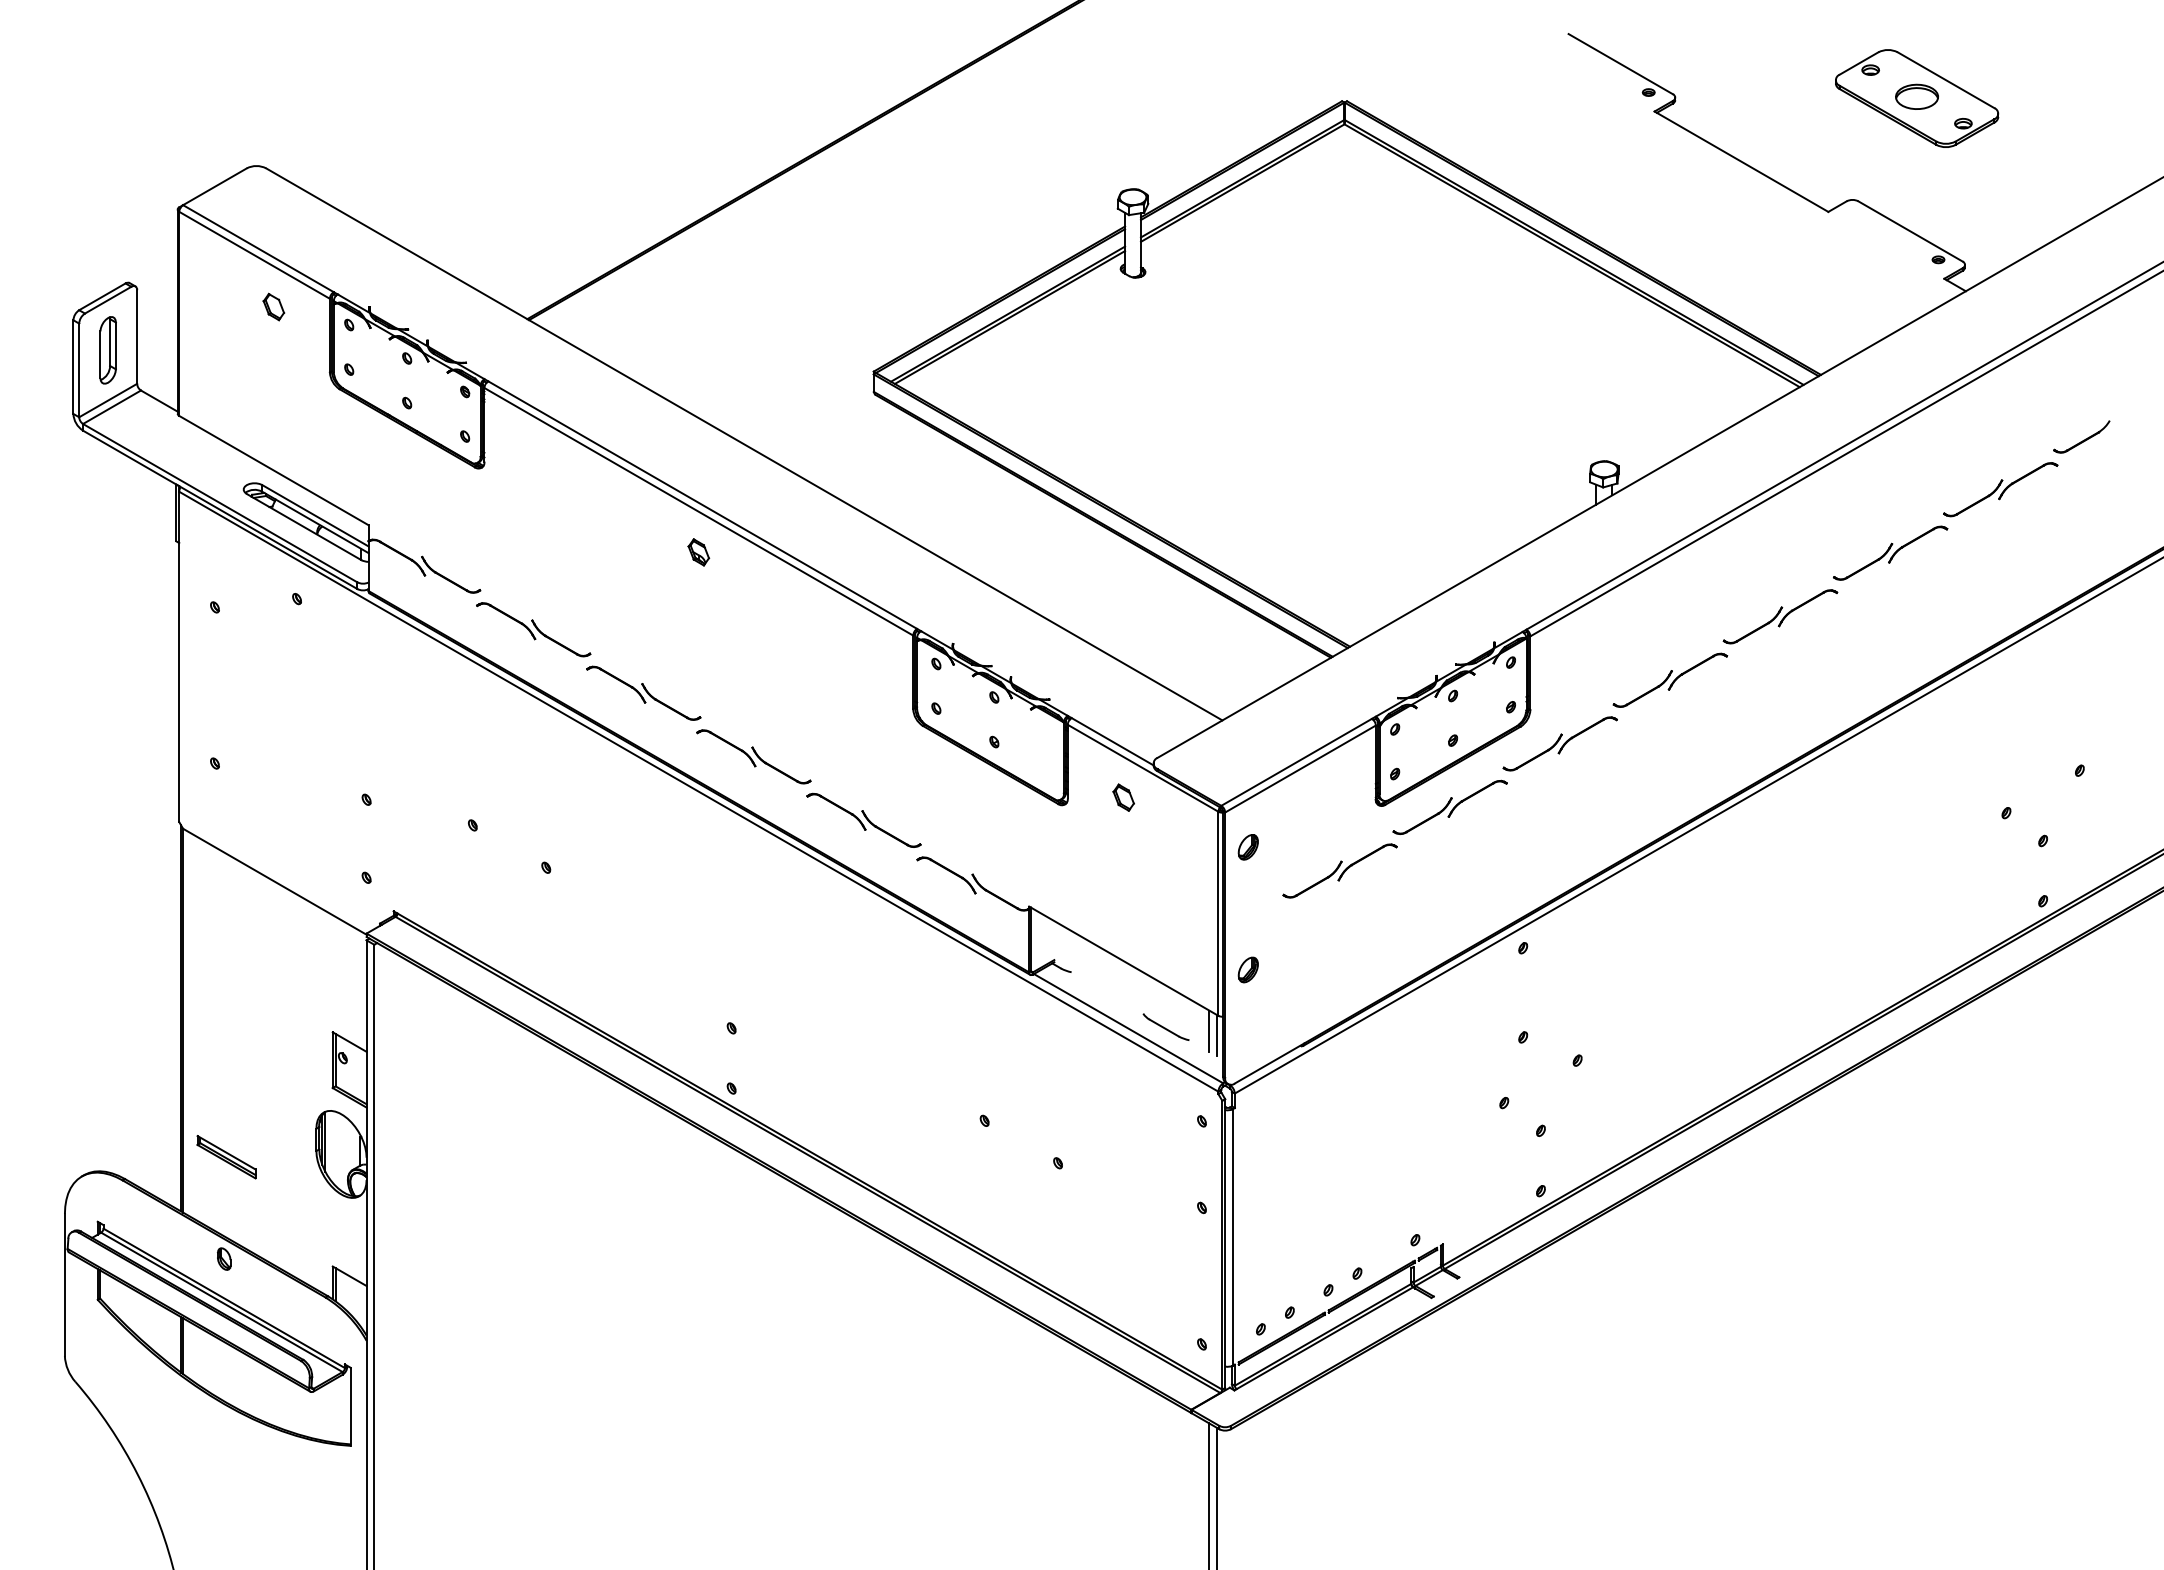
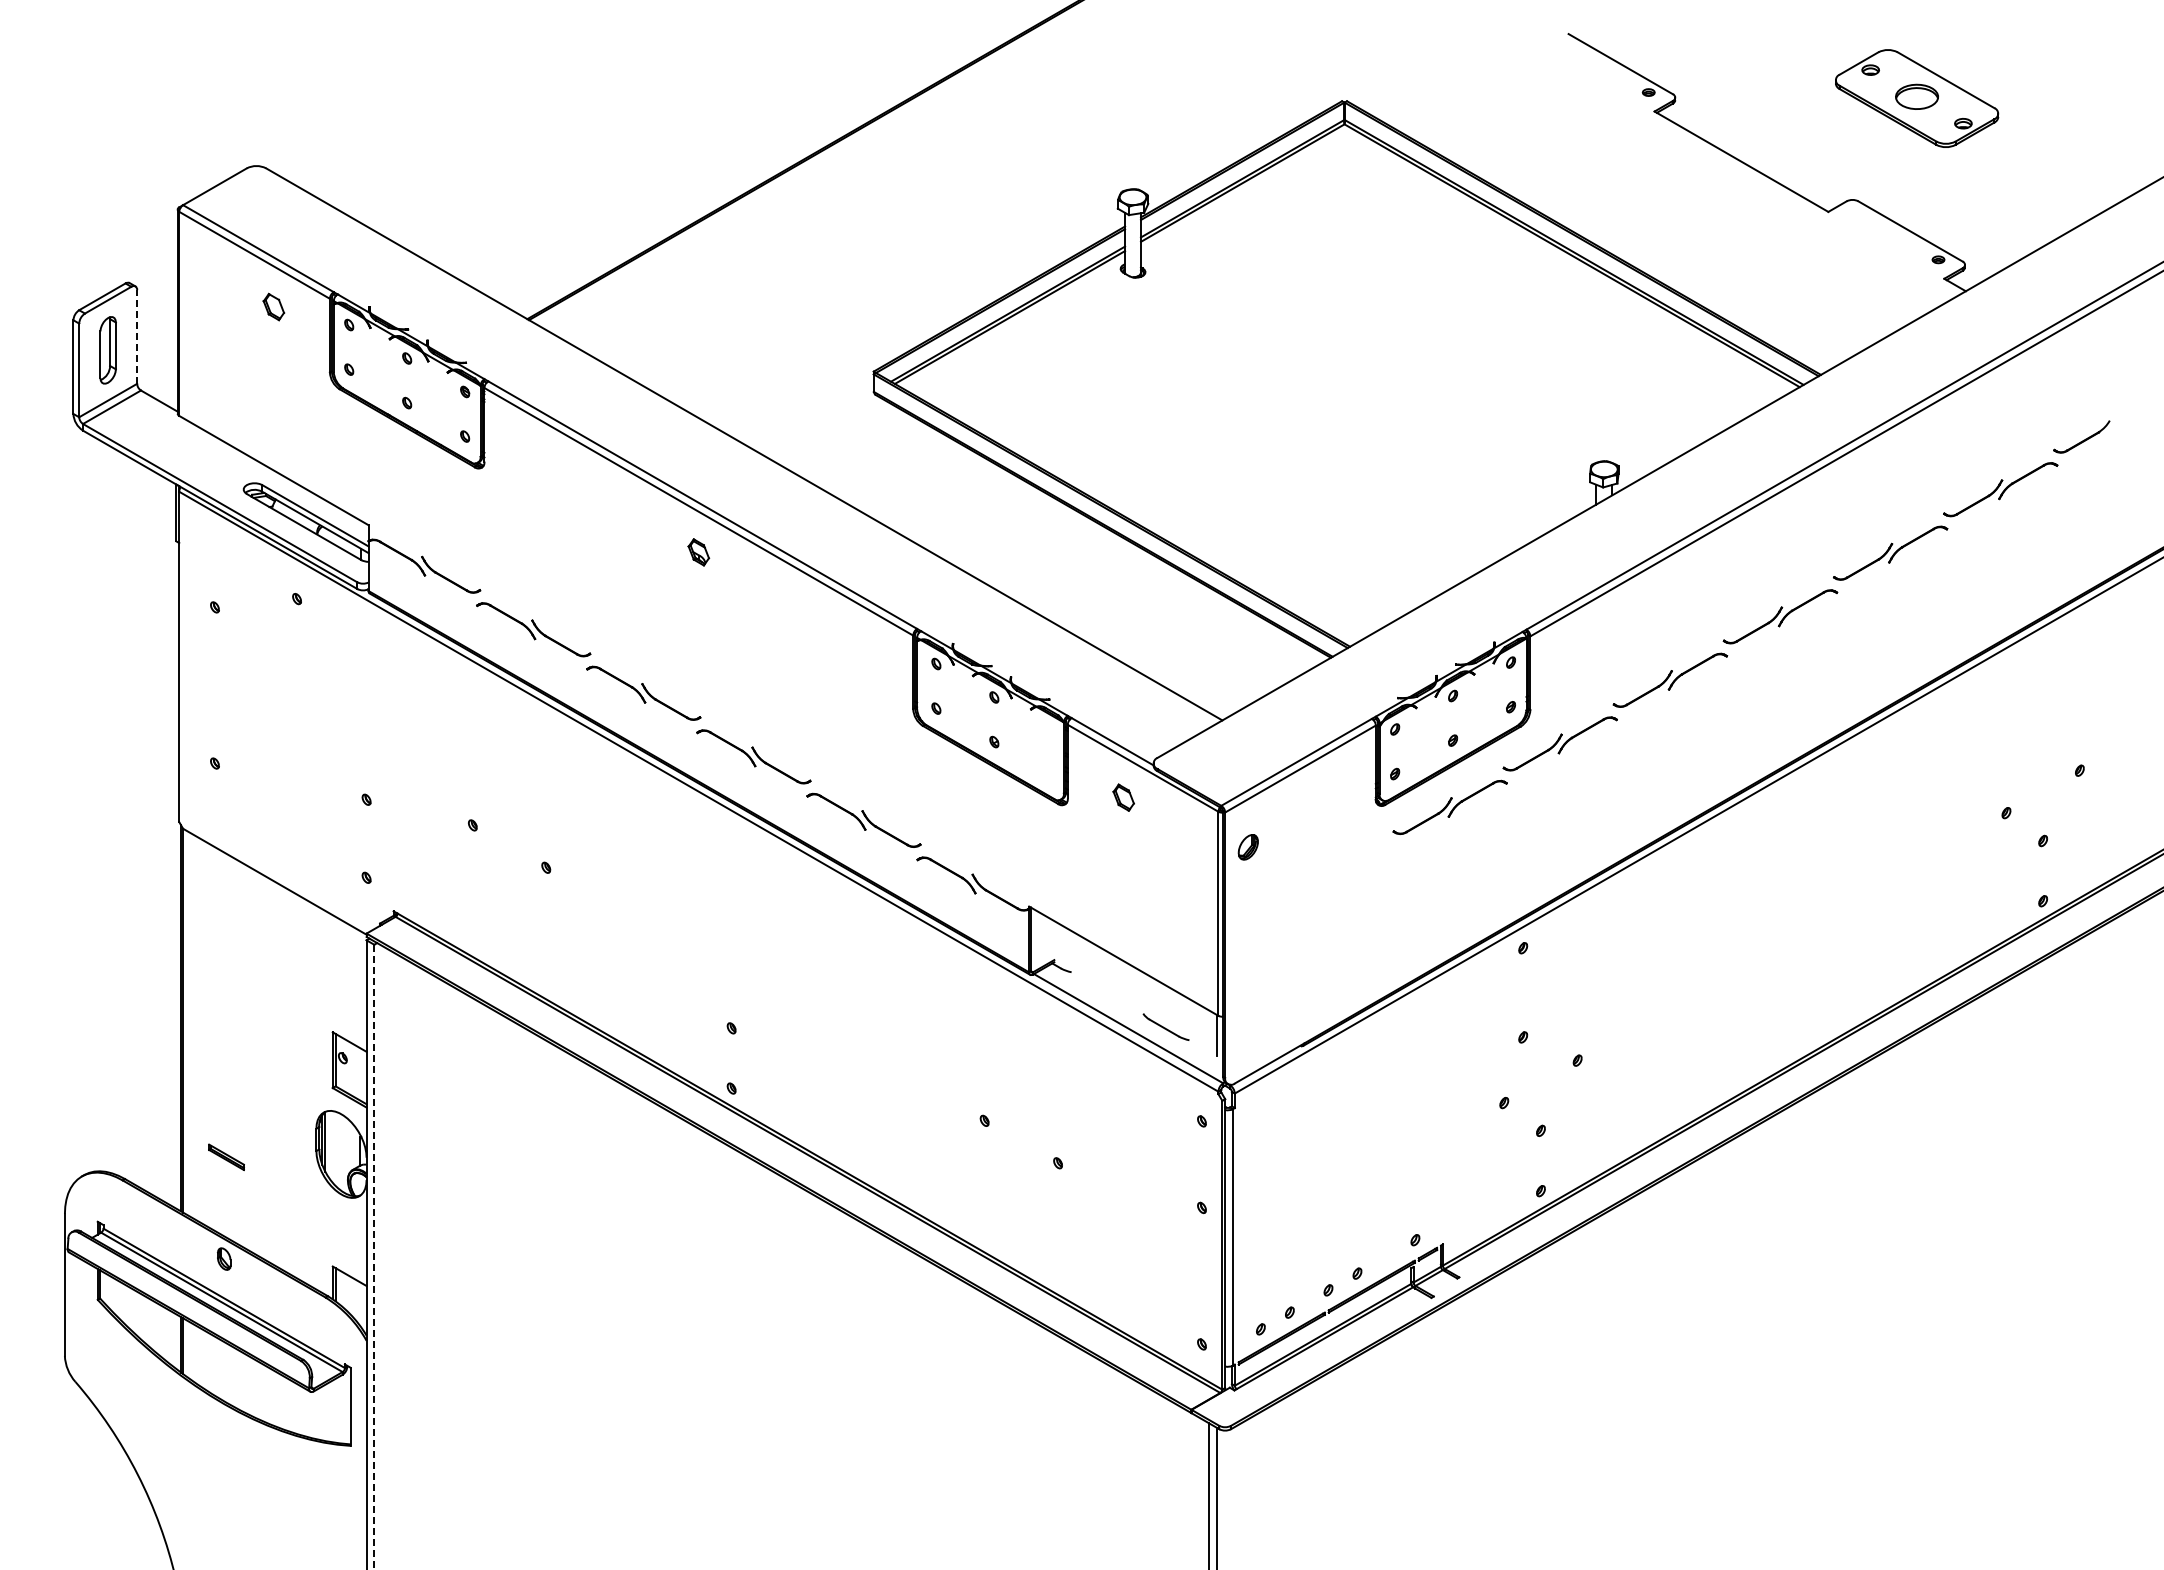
line: solid -> dashed (137, 336)
part: present -> none (1339, 870)
part: present -> none (1247, 969)
line: present -> none (1209, 1030)
part size: 61x45 px -> 37x28 px (226, 1156)
line: solid -> dashed (374, 1257)
